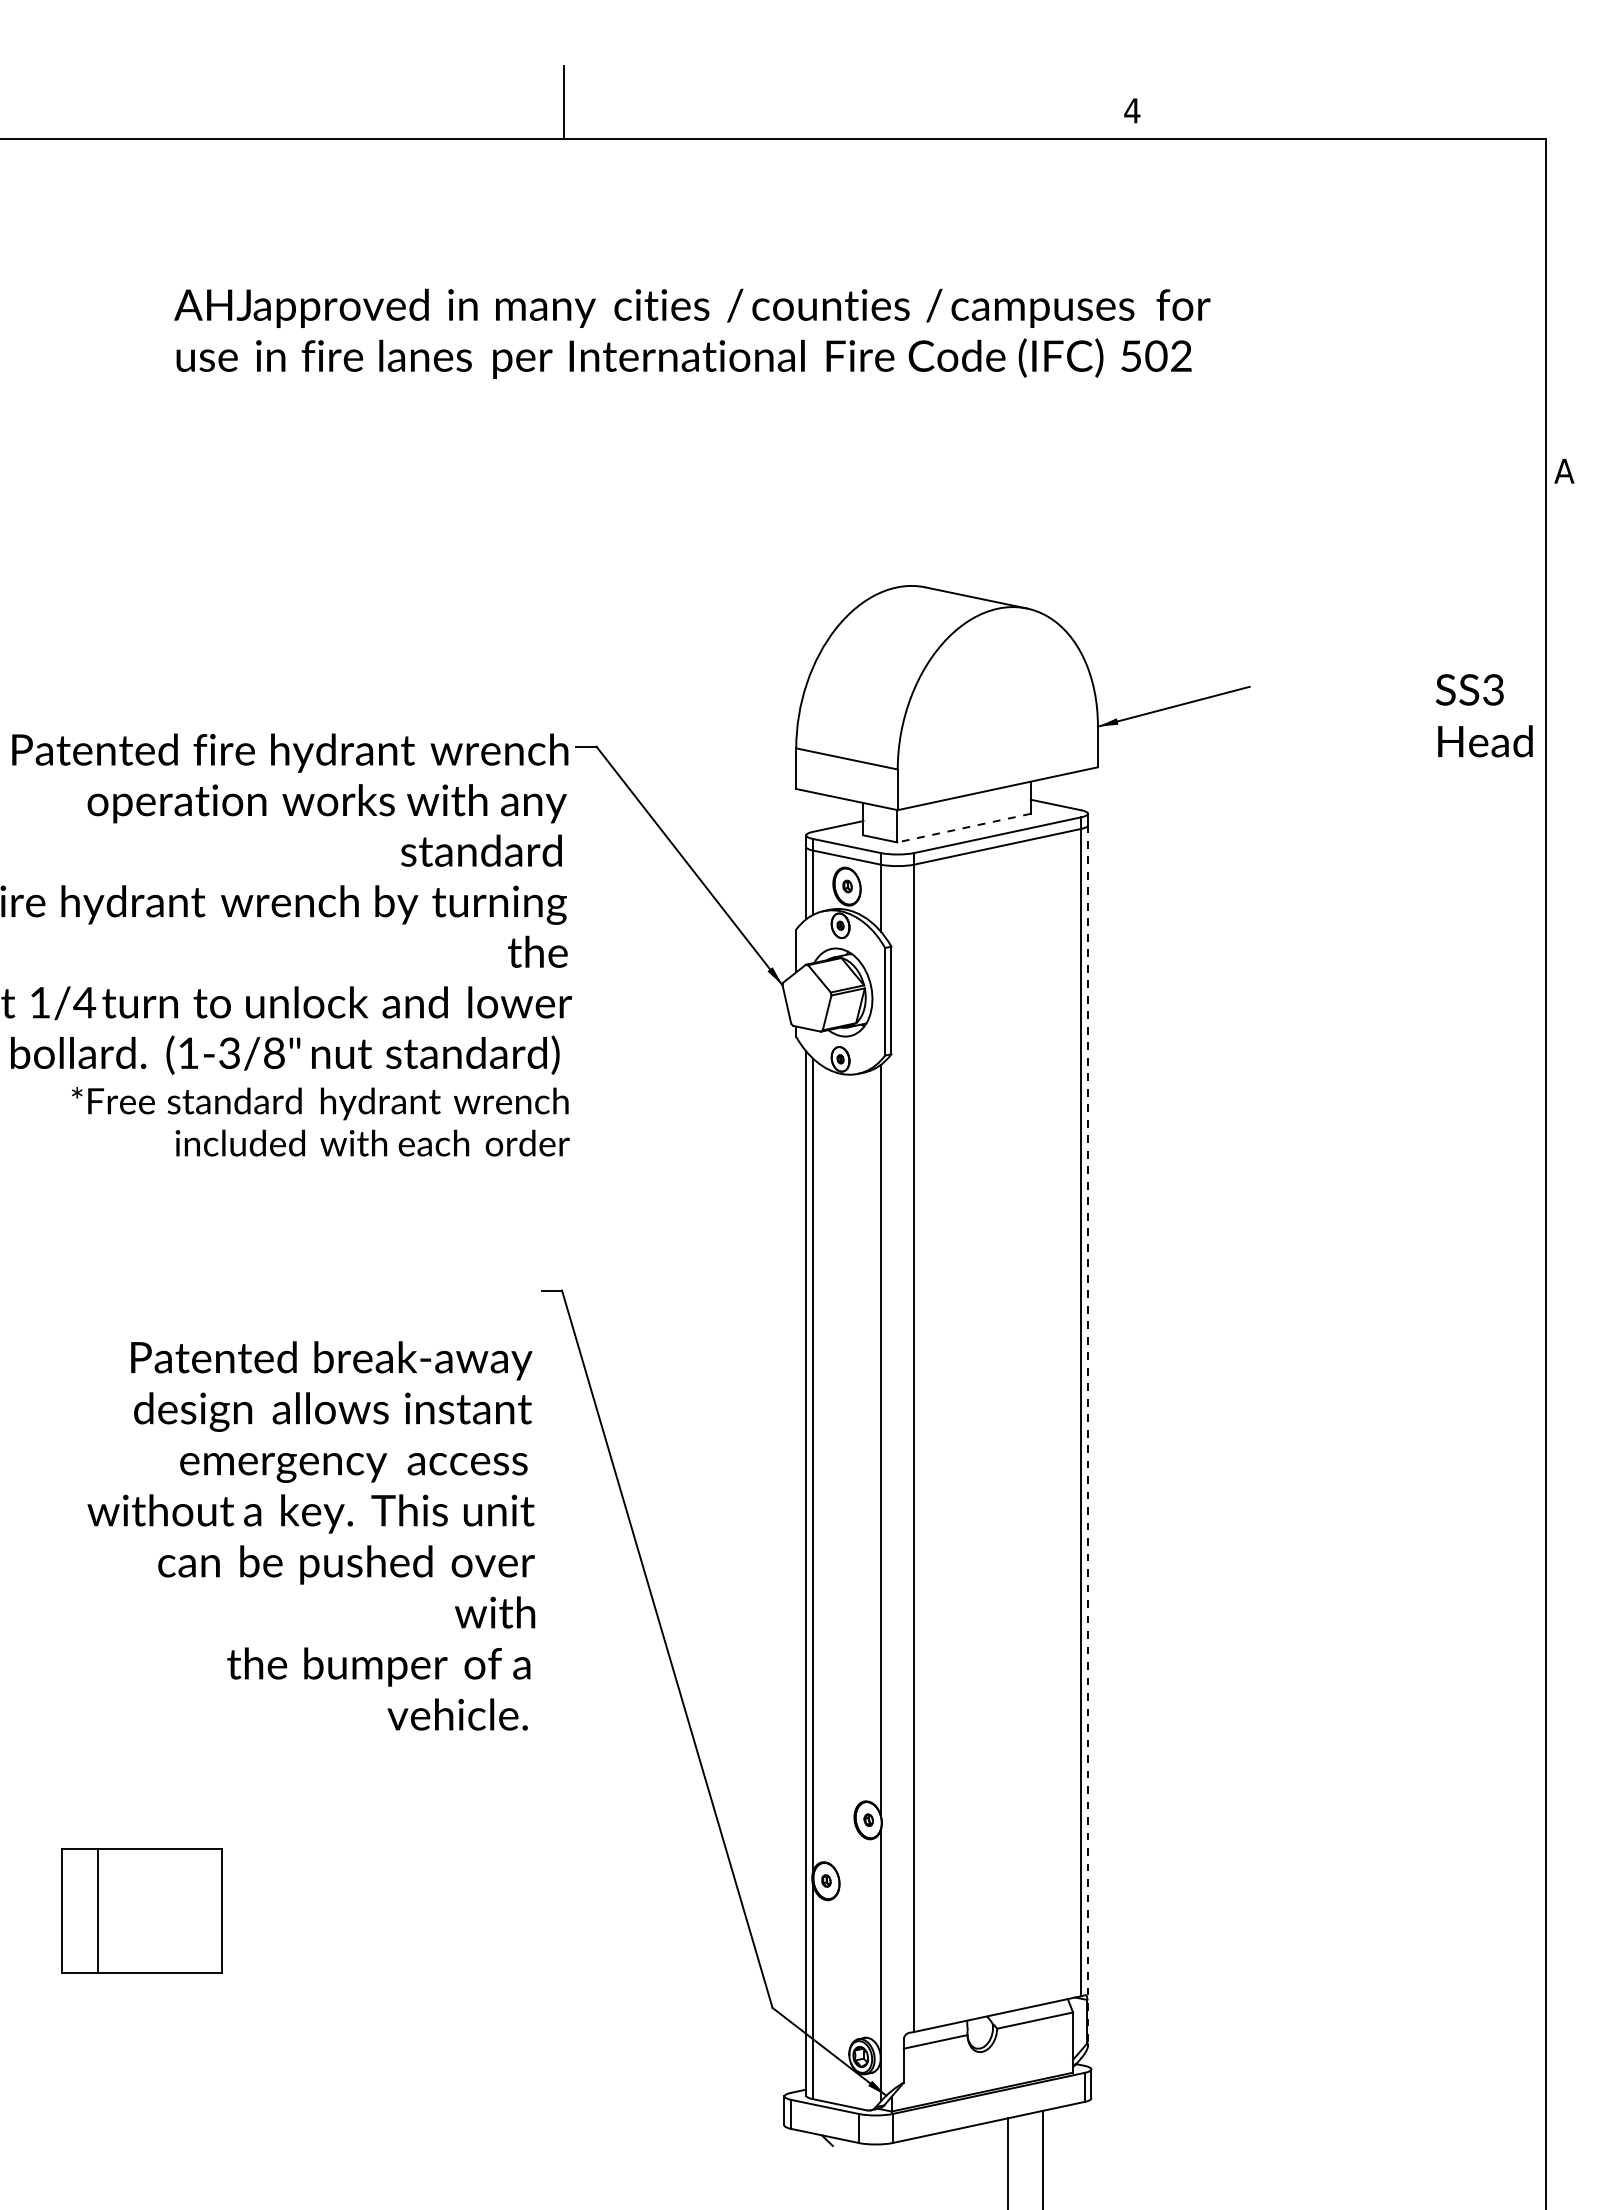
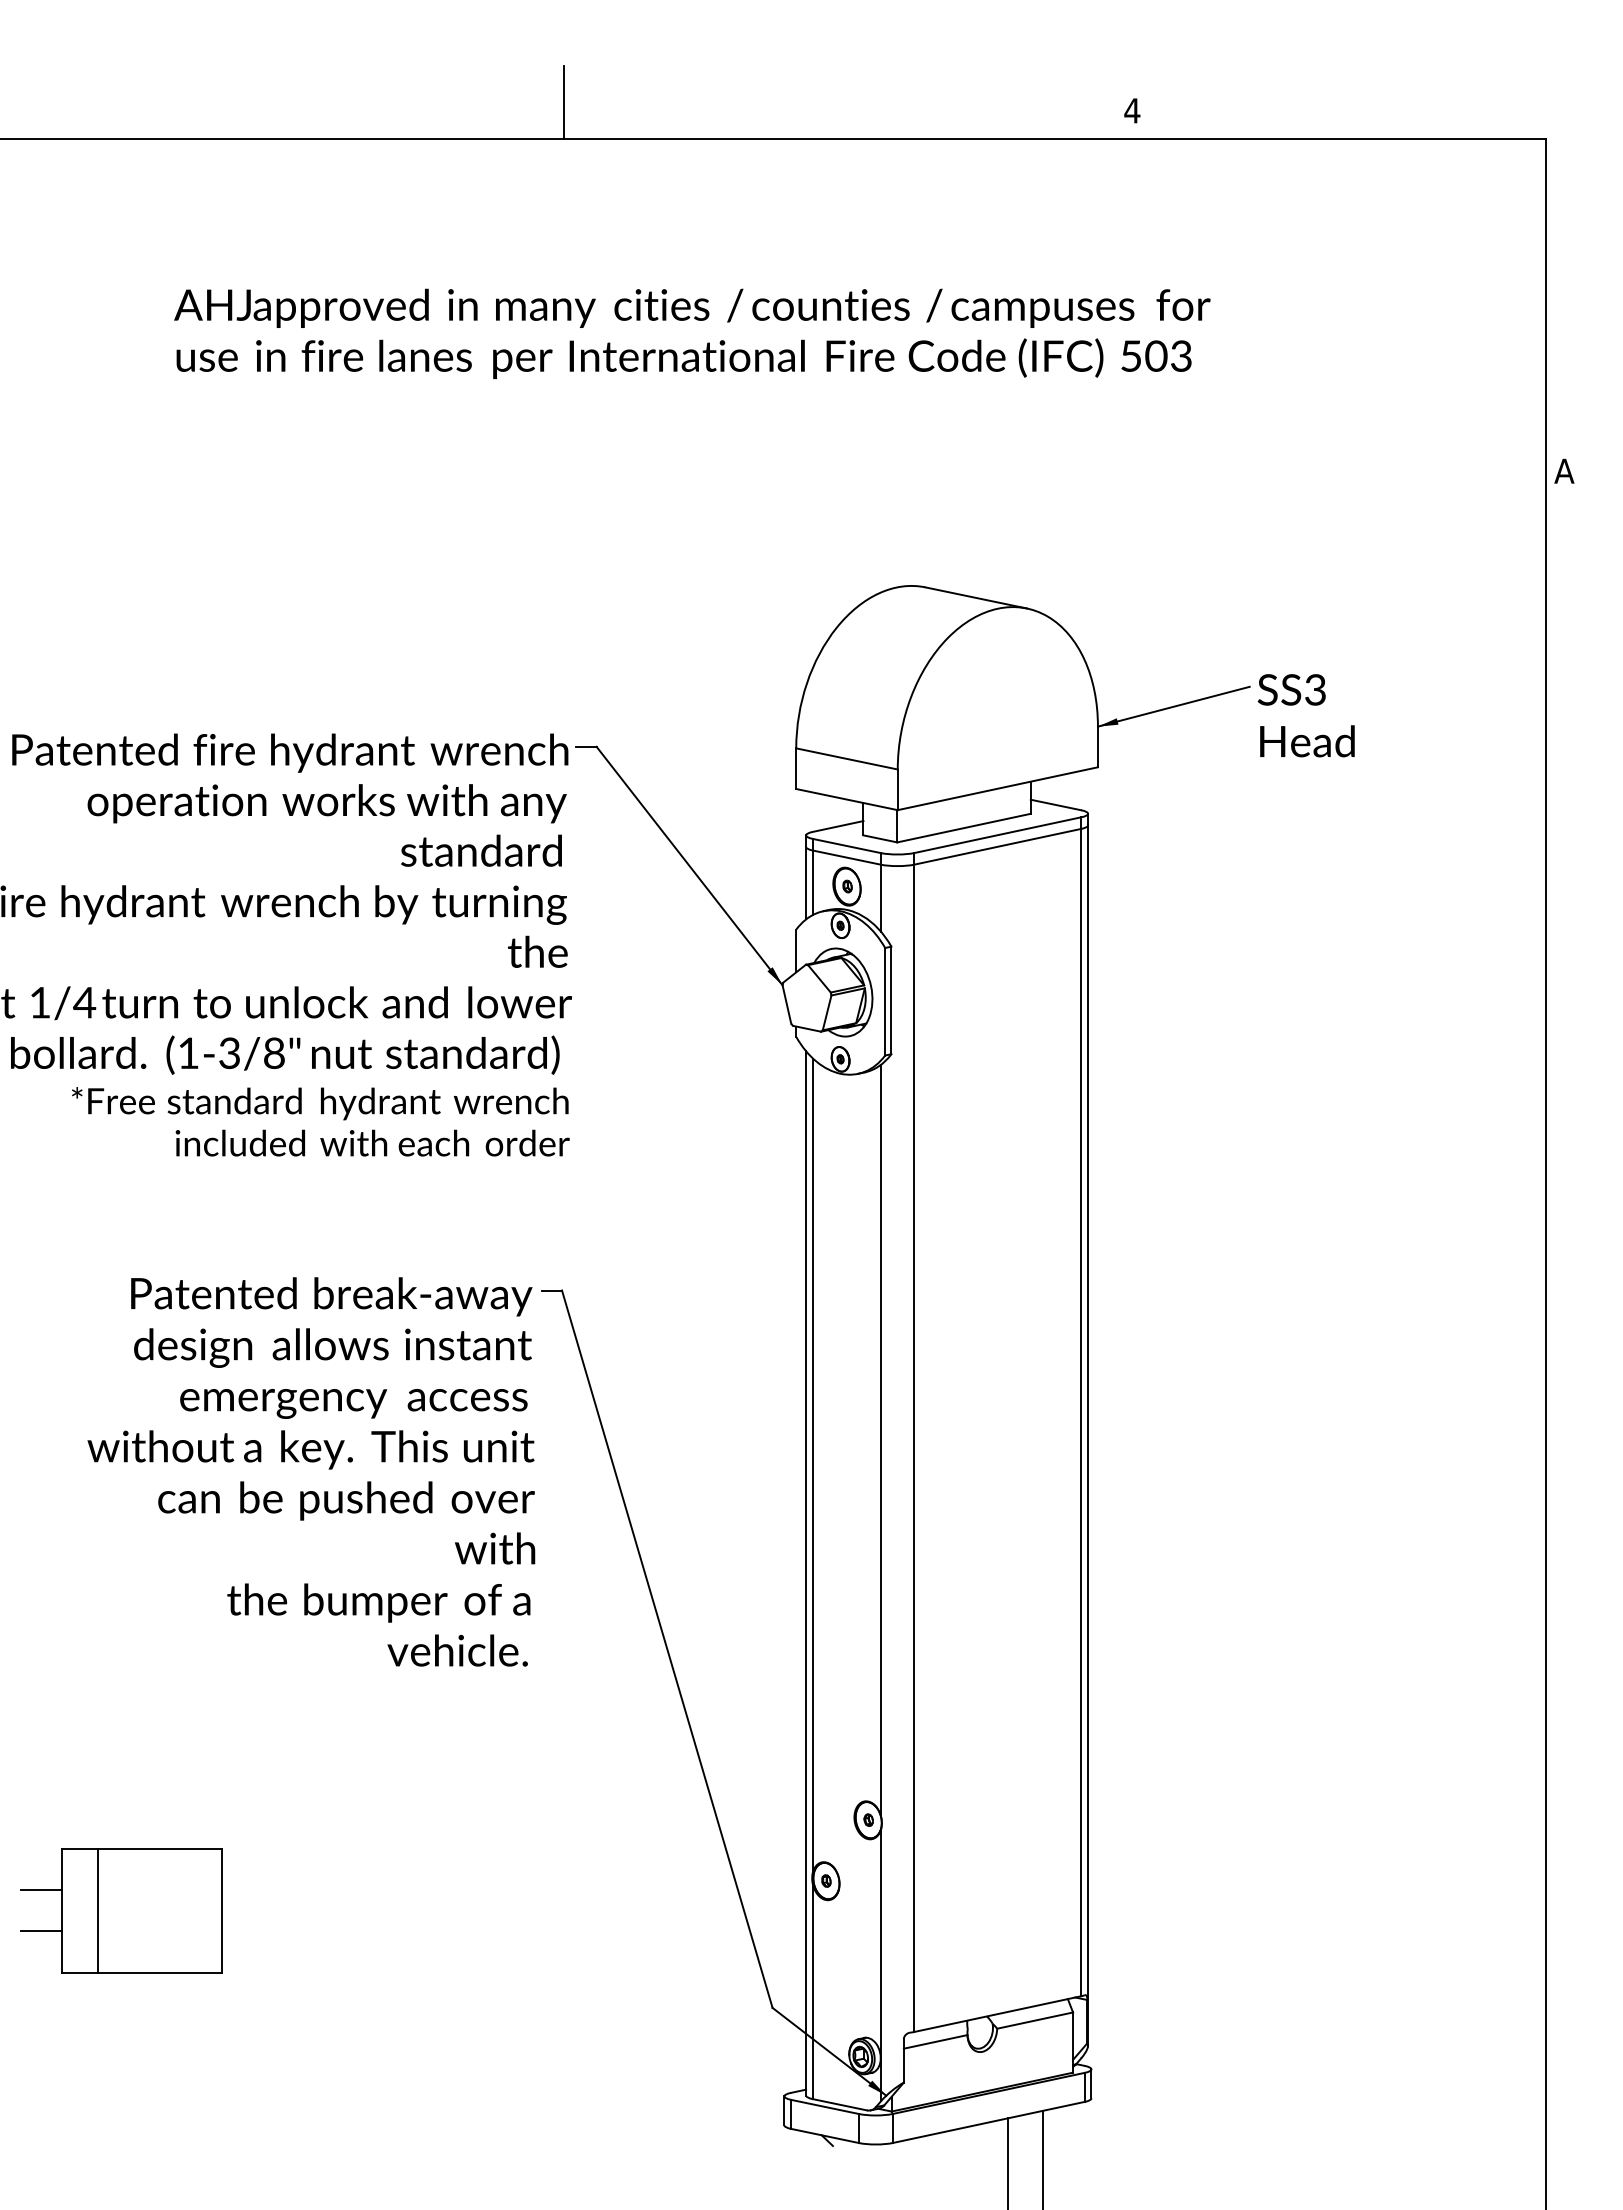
text: 502 -> 503 (1181, 356)
text position: (1483, 715) -> (1305, 715) (1305, 715)
line: dashed -> solid (963, 828)
line: dashed -> solid (1088, 1436)
text position: (311, 1535) -> (311, 1471) (311, 1471)
line: none -> present (40, 1890)
line: none -> present (40, 1931)
